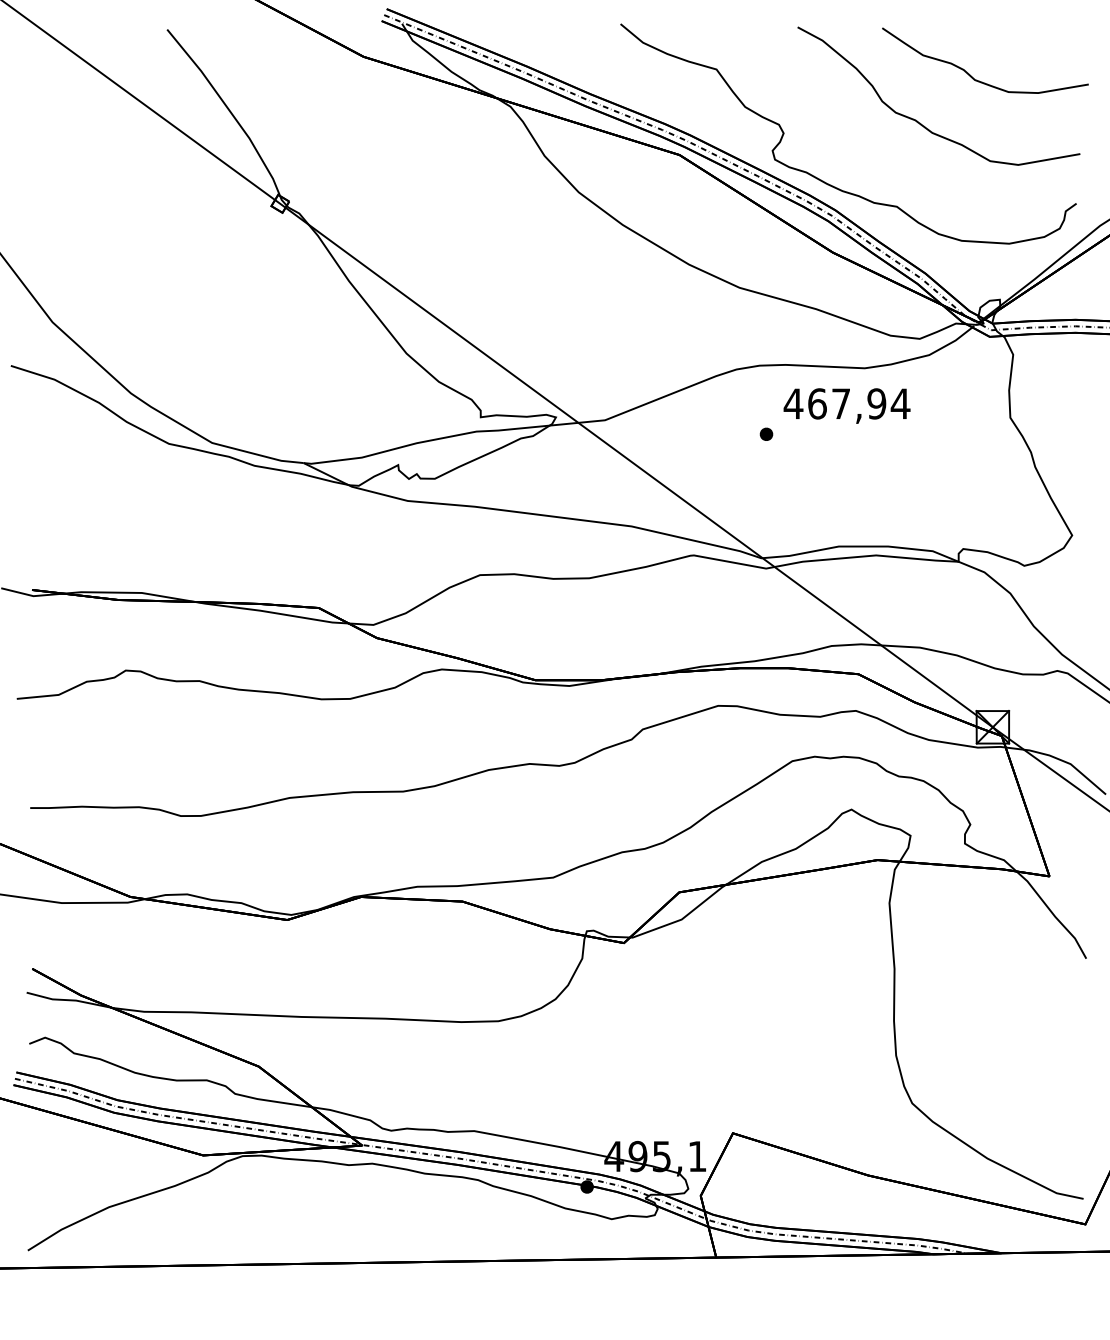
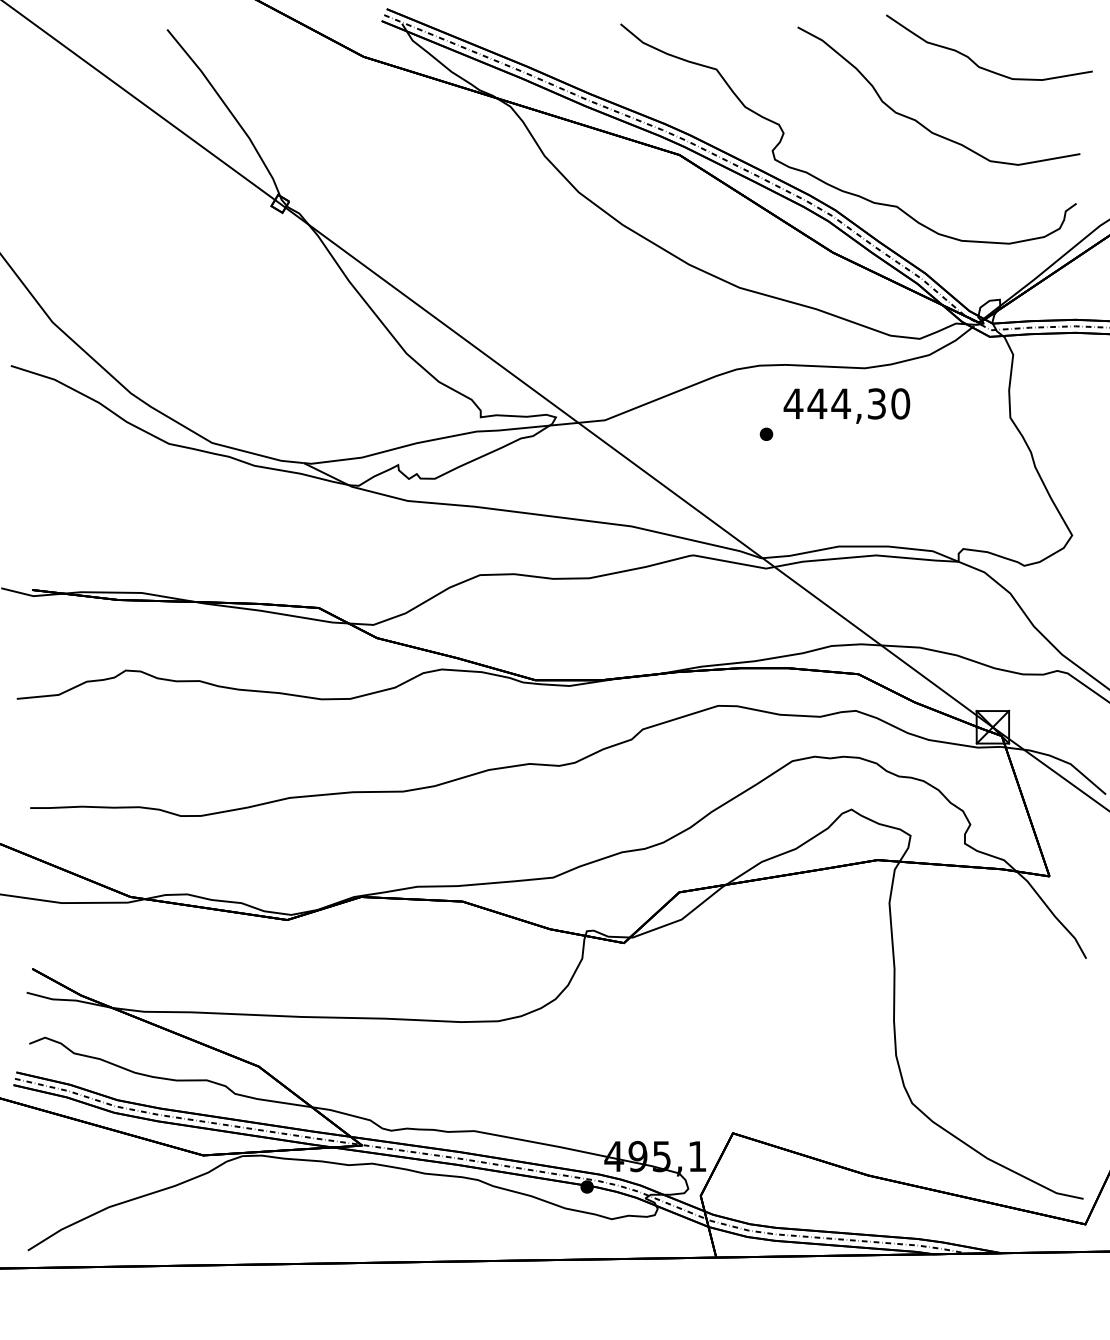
curve position: (970, 74) -> (974, 61) (974, 61)
text: 467,94 -> 444,30 (858, 403)
